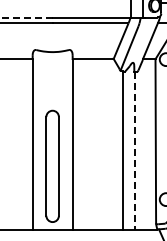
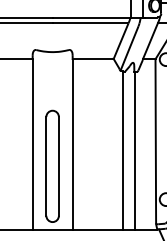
line: dashed -> solid (25, 17)
line: dashed -> solid (134, 150)
